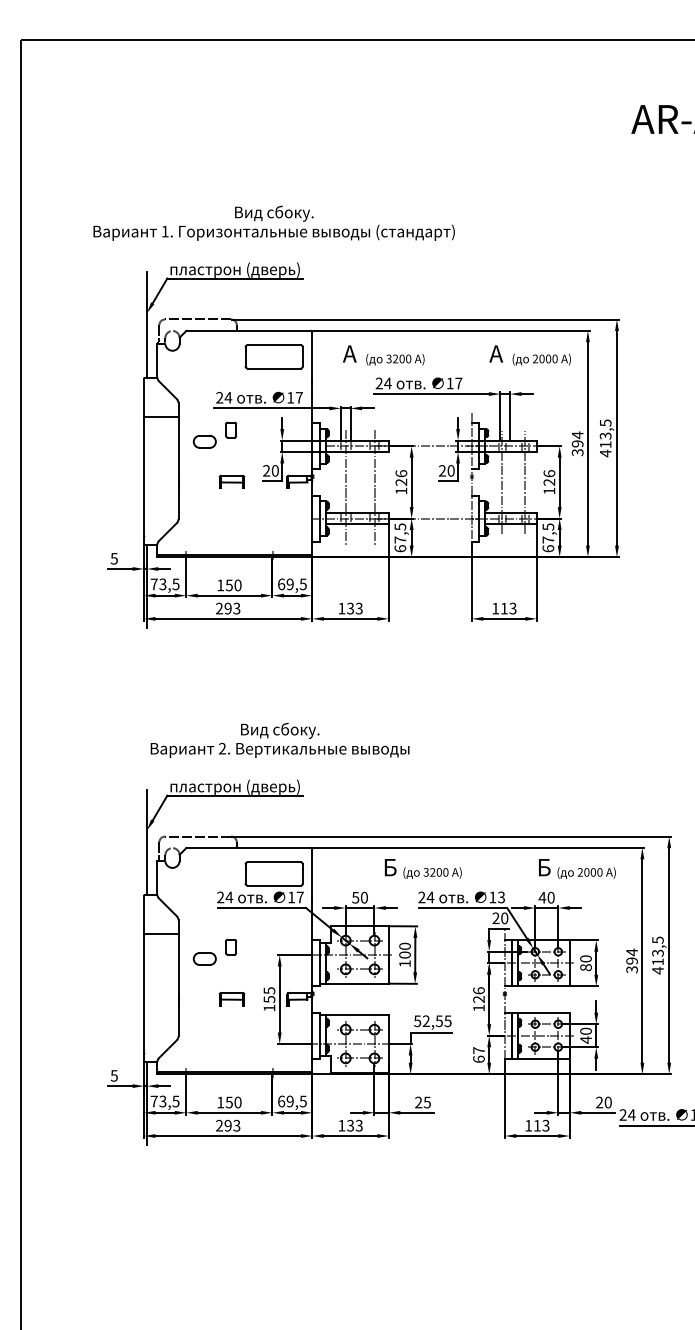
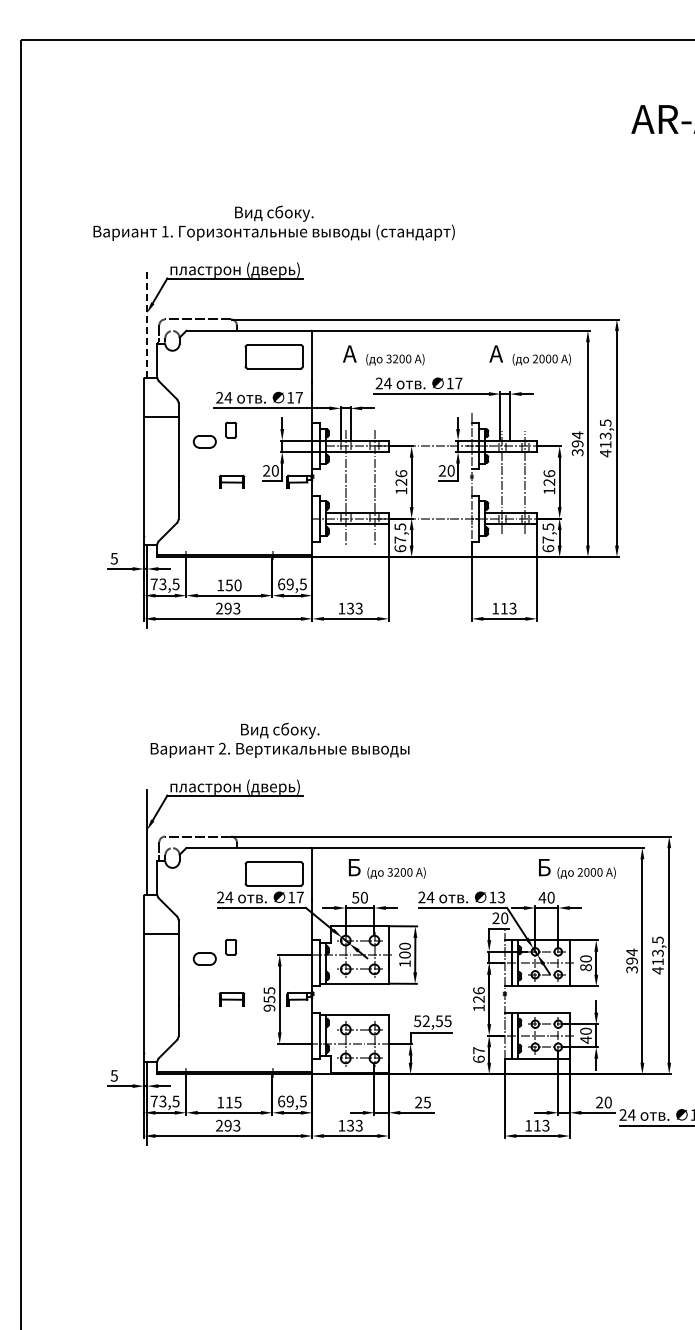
line: solid -> dashed (146, 325)
text position: (422, 868) -> (386, 868) (386, 868)
text: 155 -> 955 (269, 1007)
text: 150 -> 115 (233, 1102)
